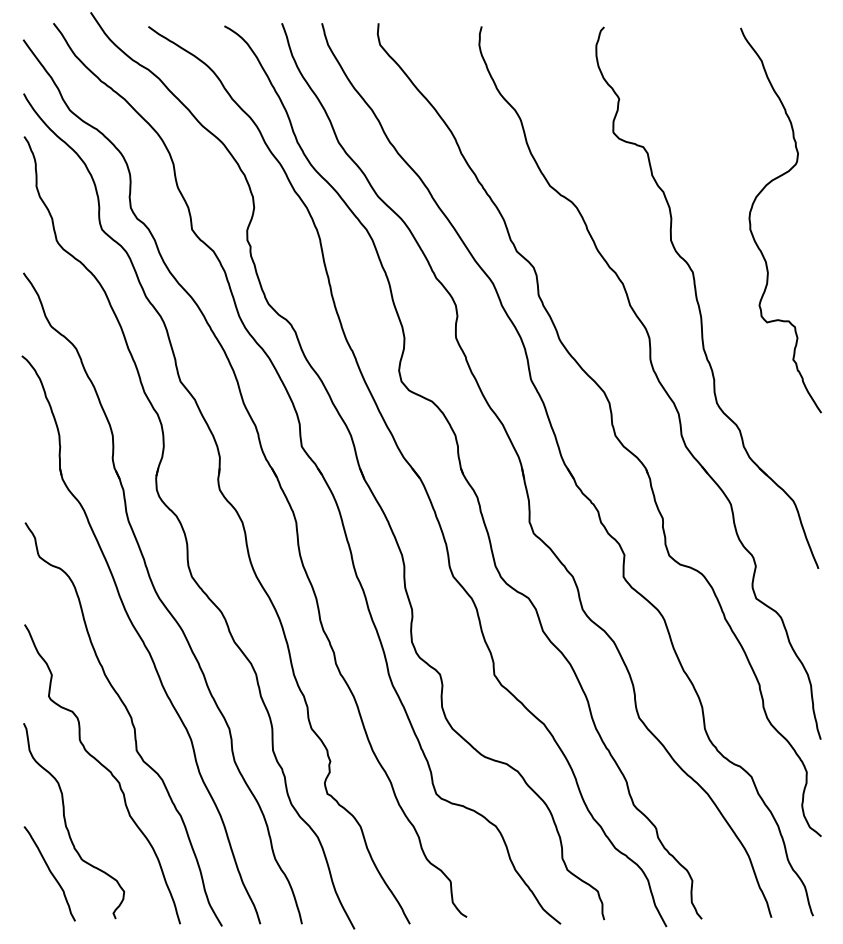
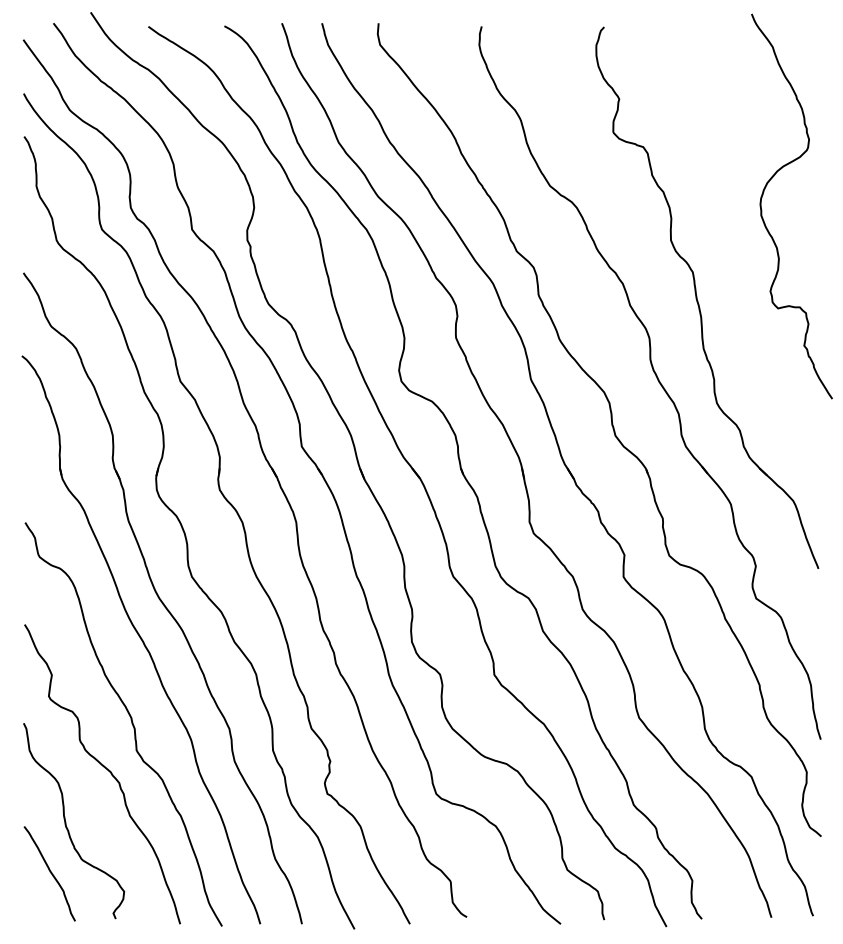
curve position: (751, 224) -> (762, 210) (762, 210)
